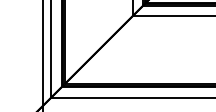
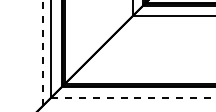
line: solid -> dashed (42, 55)
line: solid -> dashed (133, 97)
